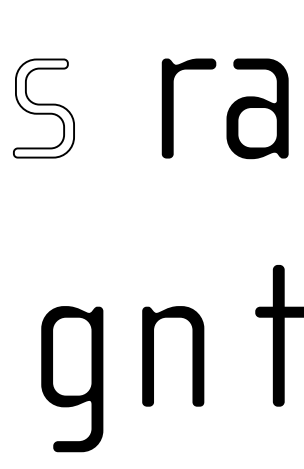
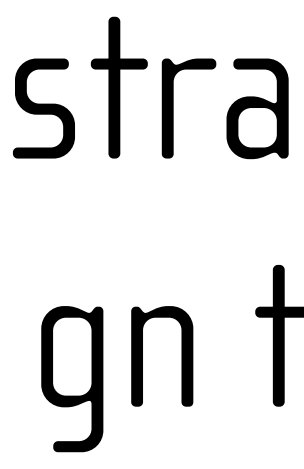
part: none -> present (118, 87)
fill: none -> present (43, 108)
part position: (192, 356) -> (181, 356) (181, 356)
